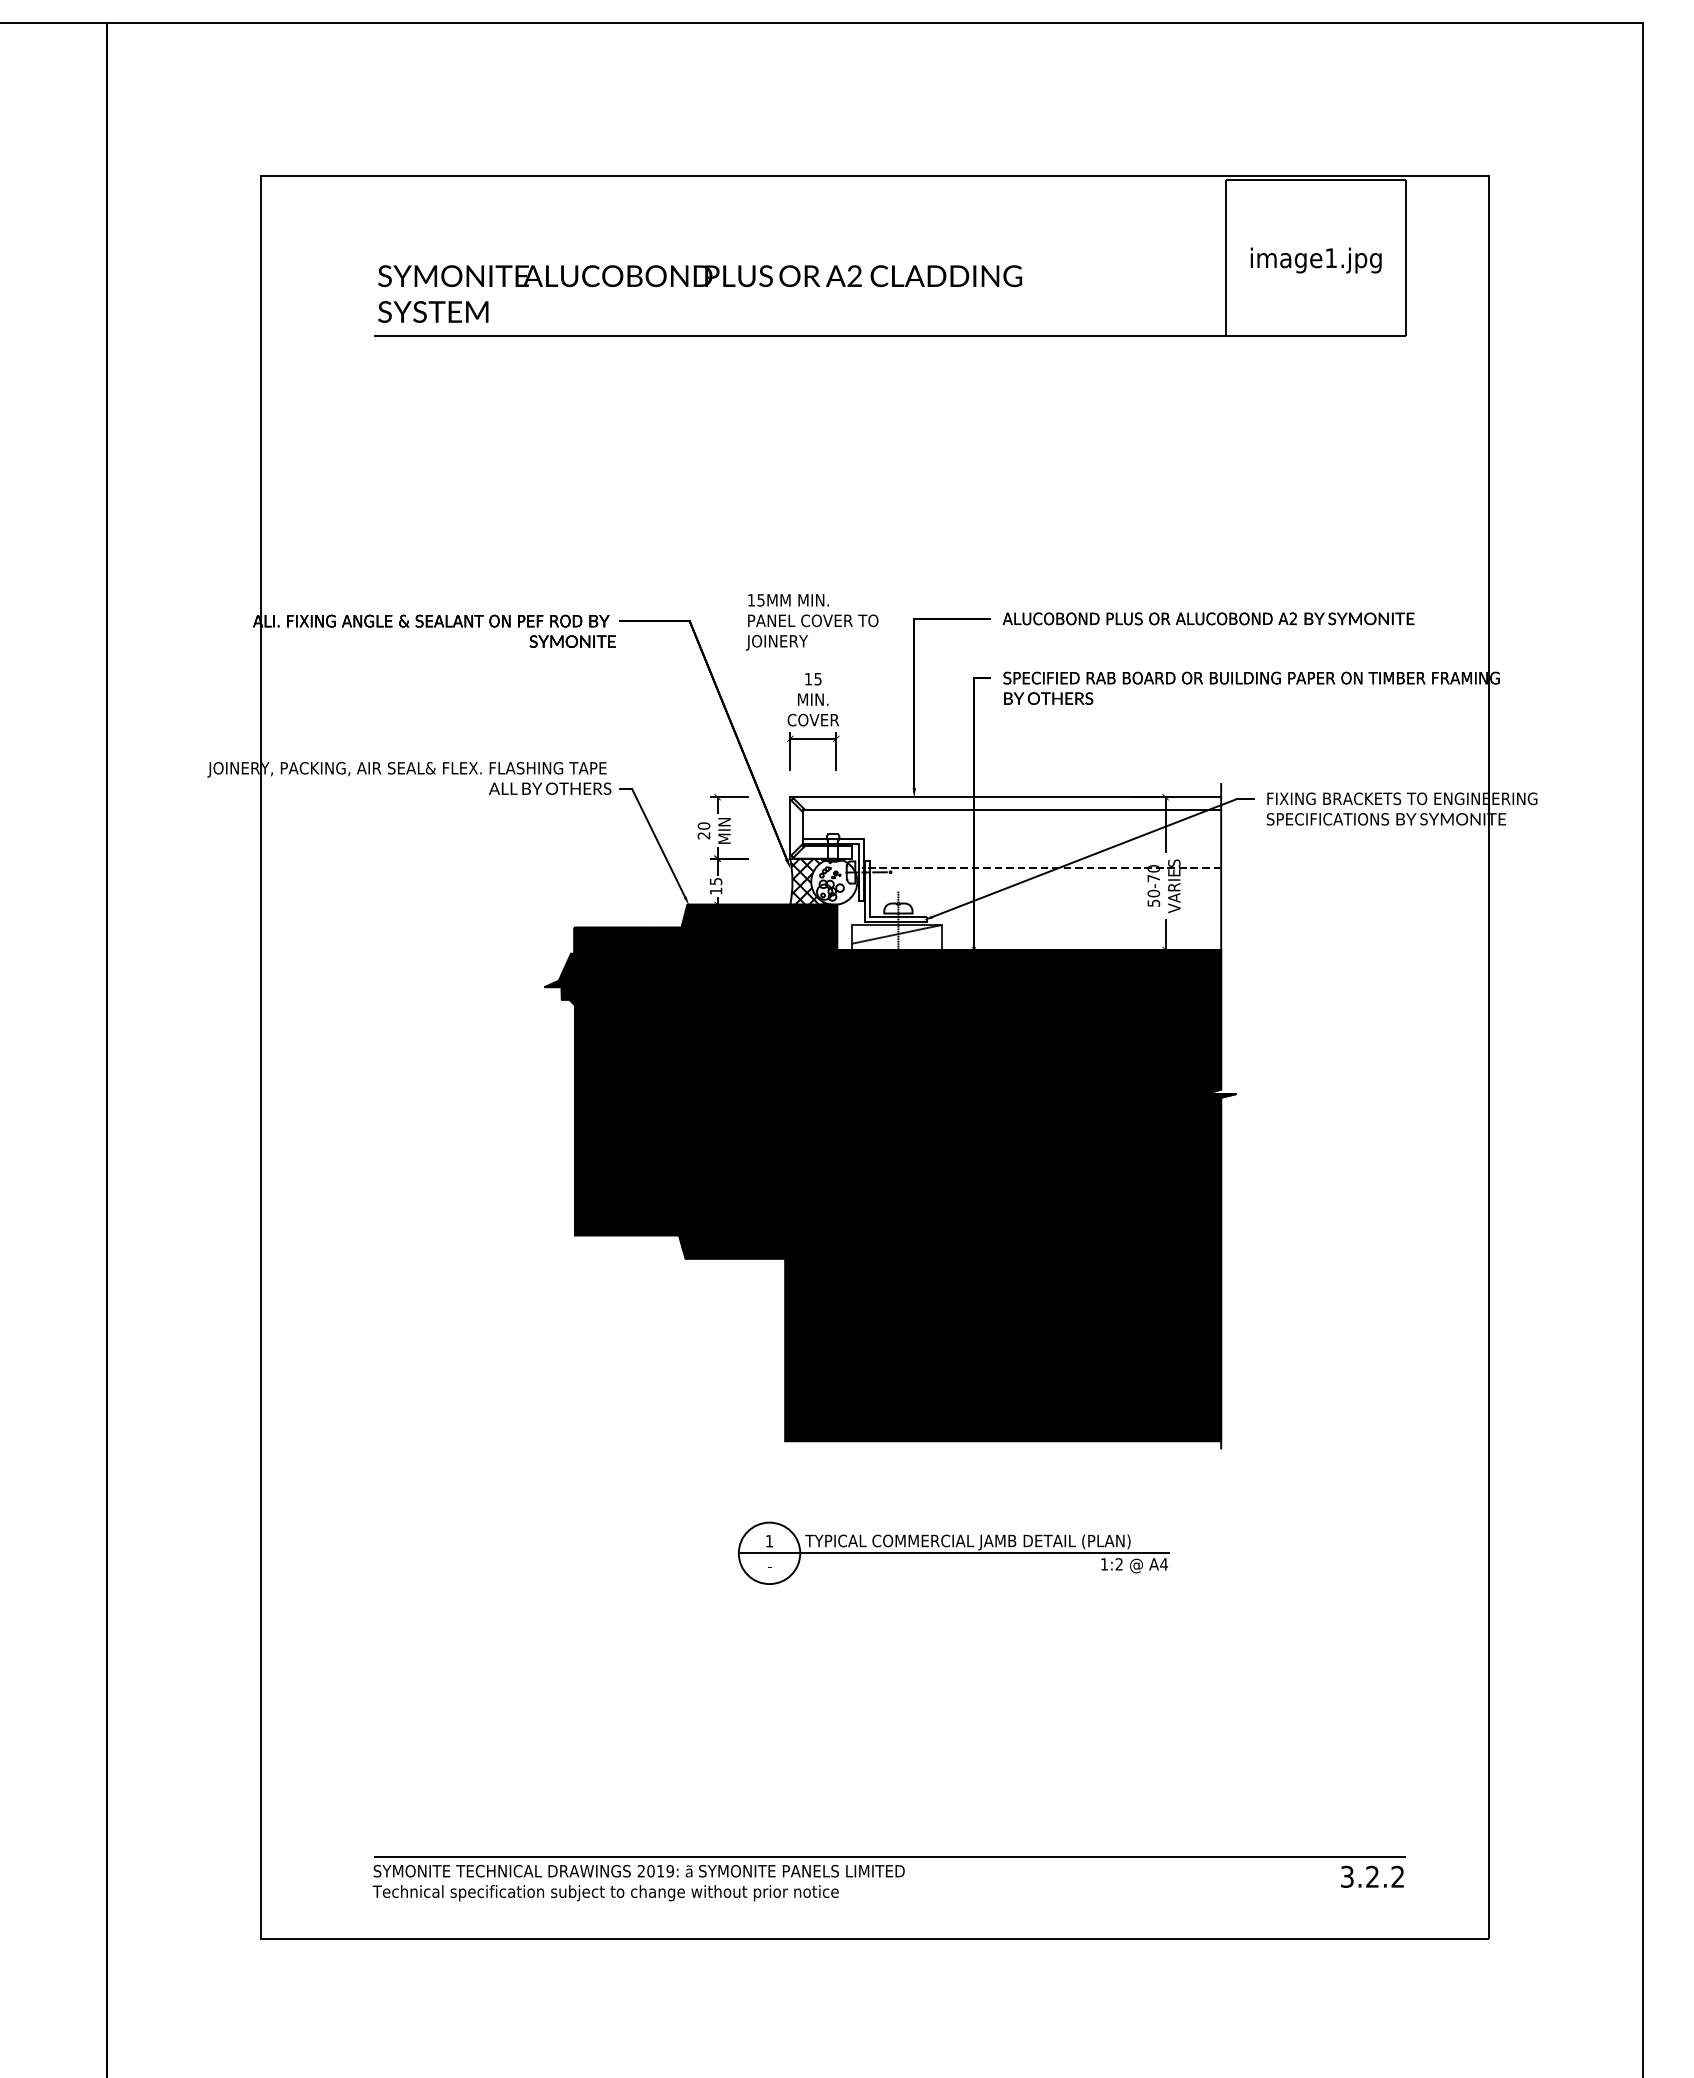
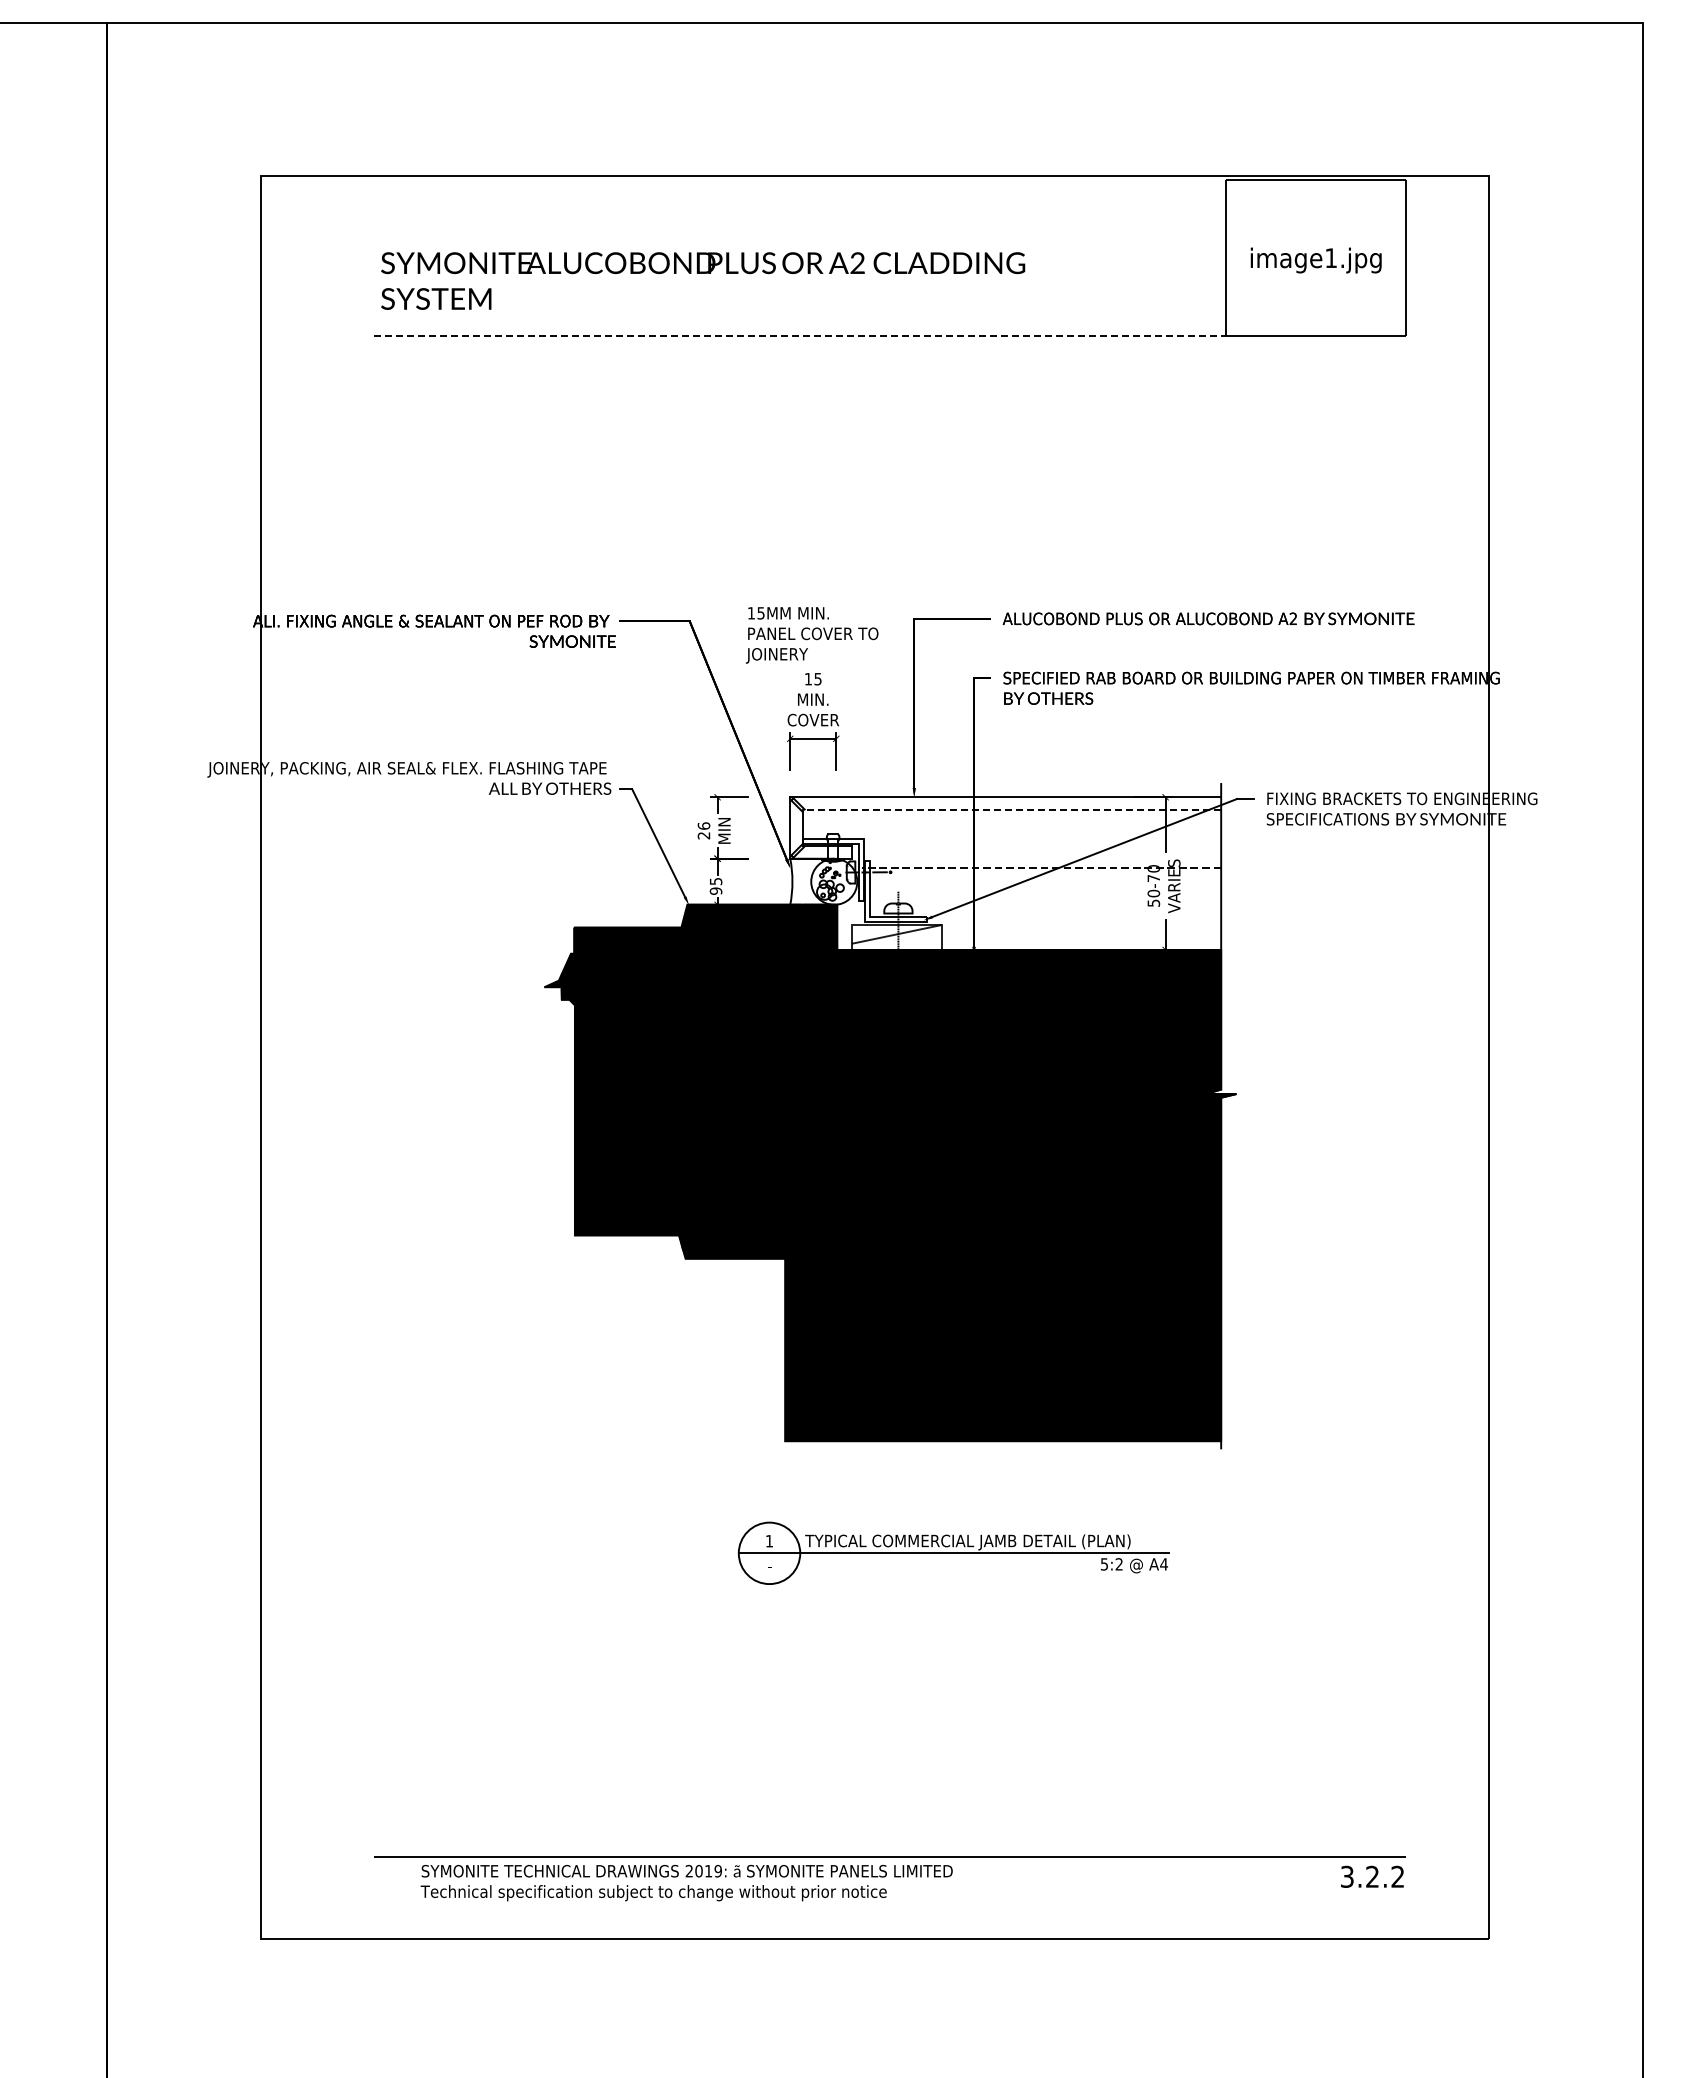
text position: (700, 293) -> (703, 280) (703, 280)
line: solid -> dashed (800, 335)
text position: (812, 622) -> (812, 635) (812, 635)
line: solid -> dashed (1011, 809)
text: 20 -> 26 (703, 825)
hatch: present -> none (811, 881)
text: 15 -> 95 (715, 890)
text: 1:2 -> 5:2 (1103, 1564)
text position: (638, 1883) -> (686, 1883) (686, 1883)
